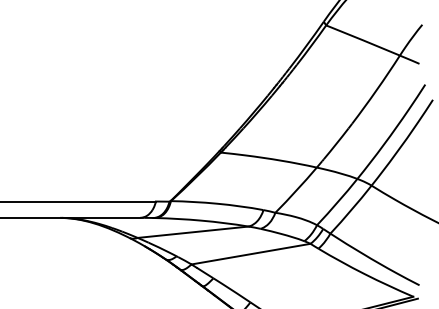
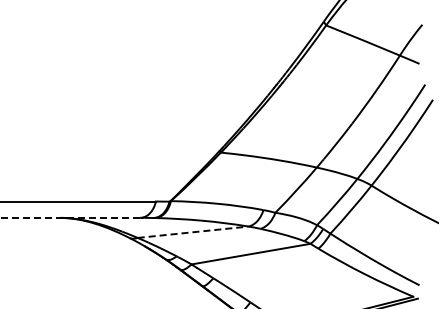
line: solid -> dashed (70, 217)
line: solid -> dashed (193, 232)
